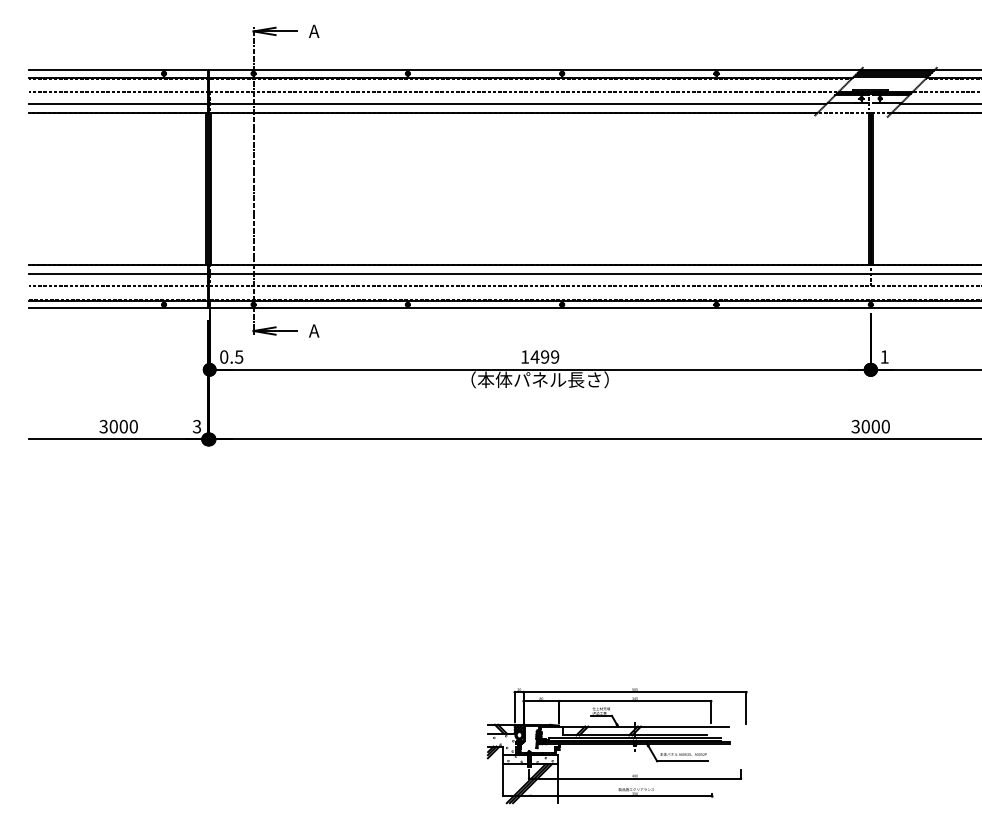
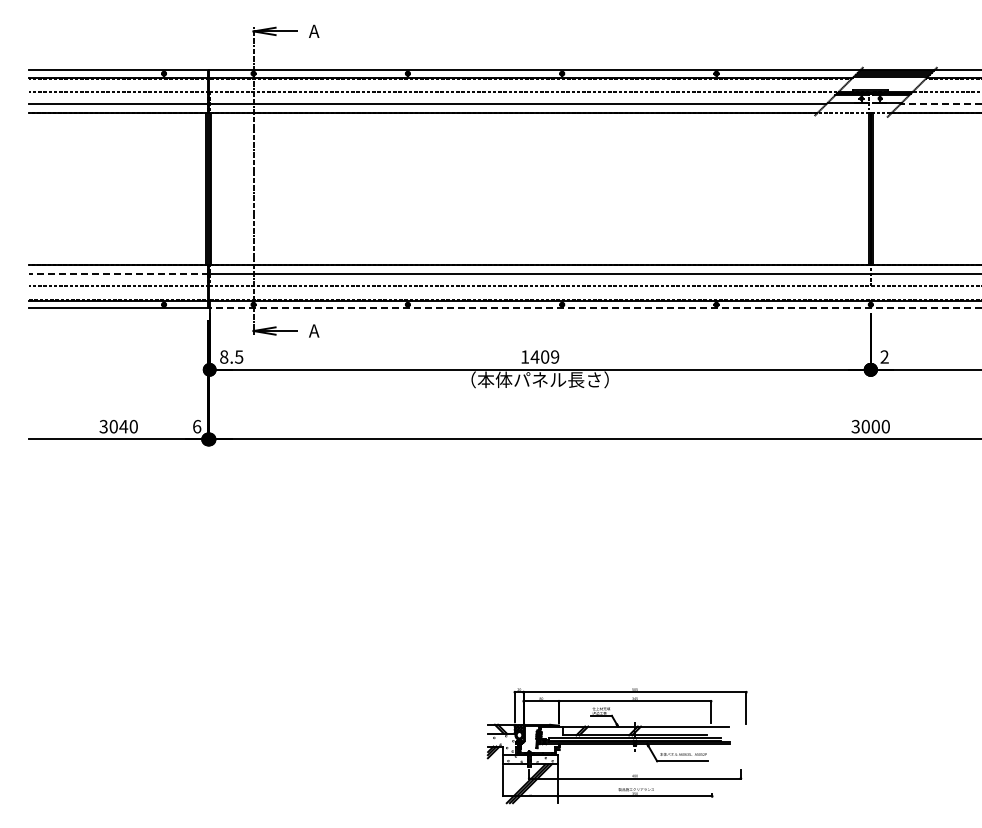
line: solid -> dashed (940, 104)
line: solid -> dashed (118, 273)
line: solid -> dashed (595, 308)
text: 0.5 -> 8.5 (224, 356)
text: 1499 -> 1409 (545, 356)
text: 1 -> 2 (884, 356)
text: 3000 -> 3040 (123, 426)
text: 3 -> 6 (196, 426)
